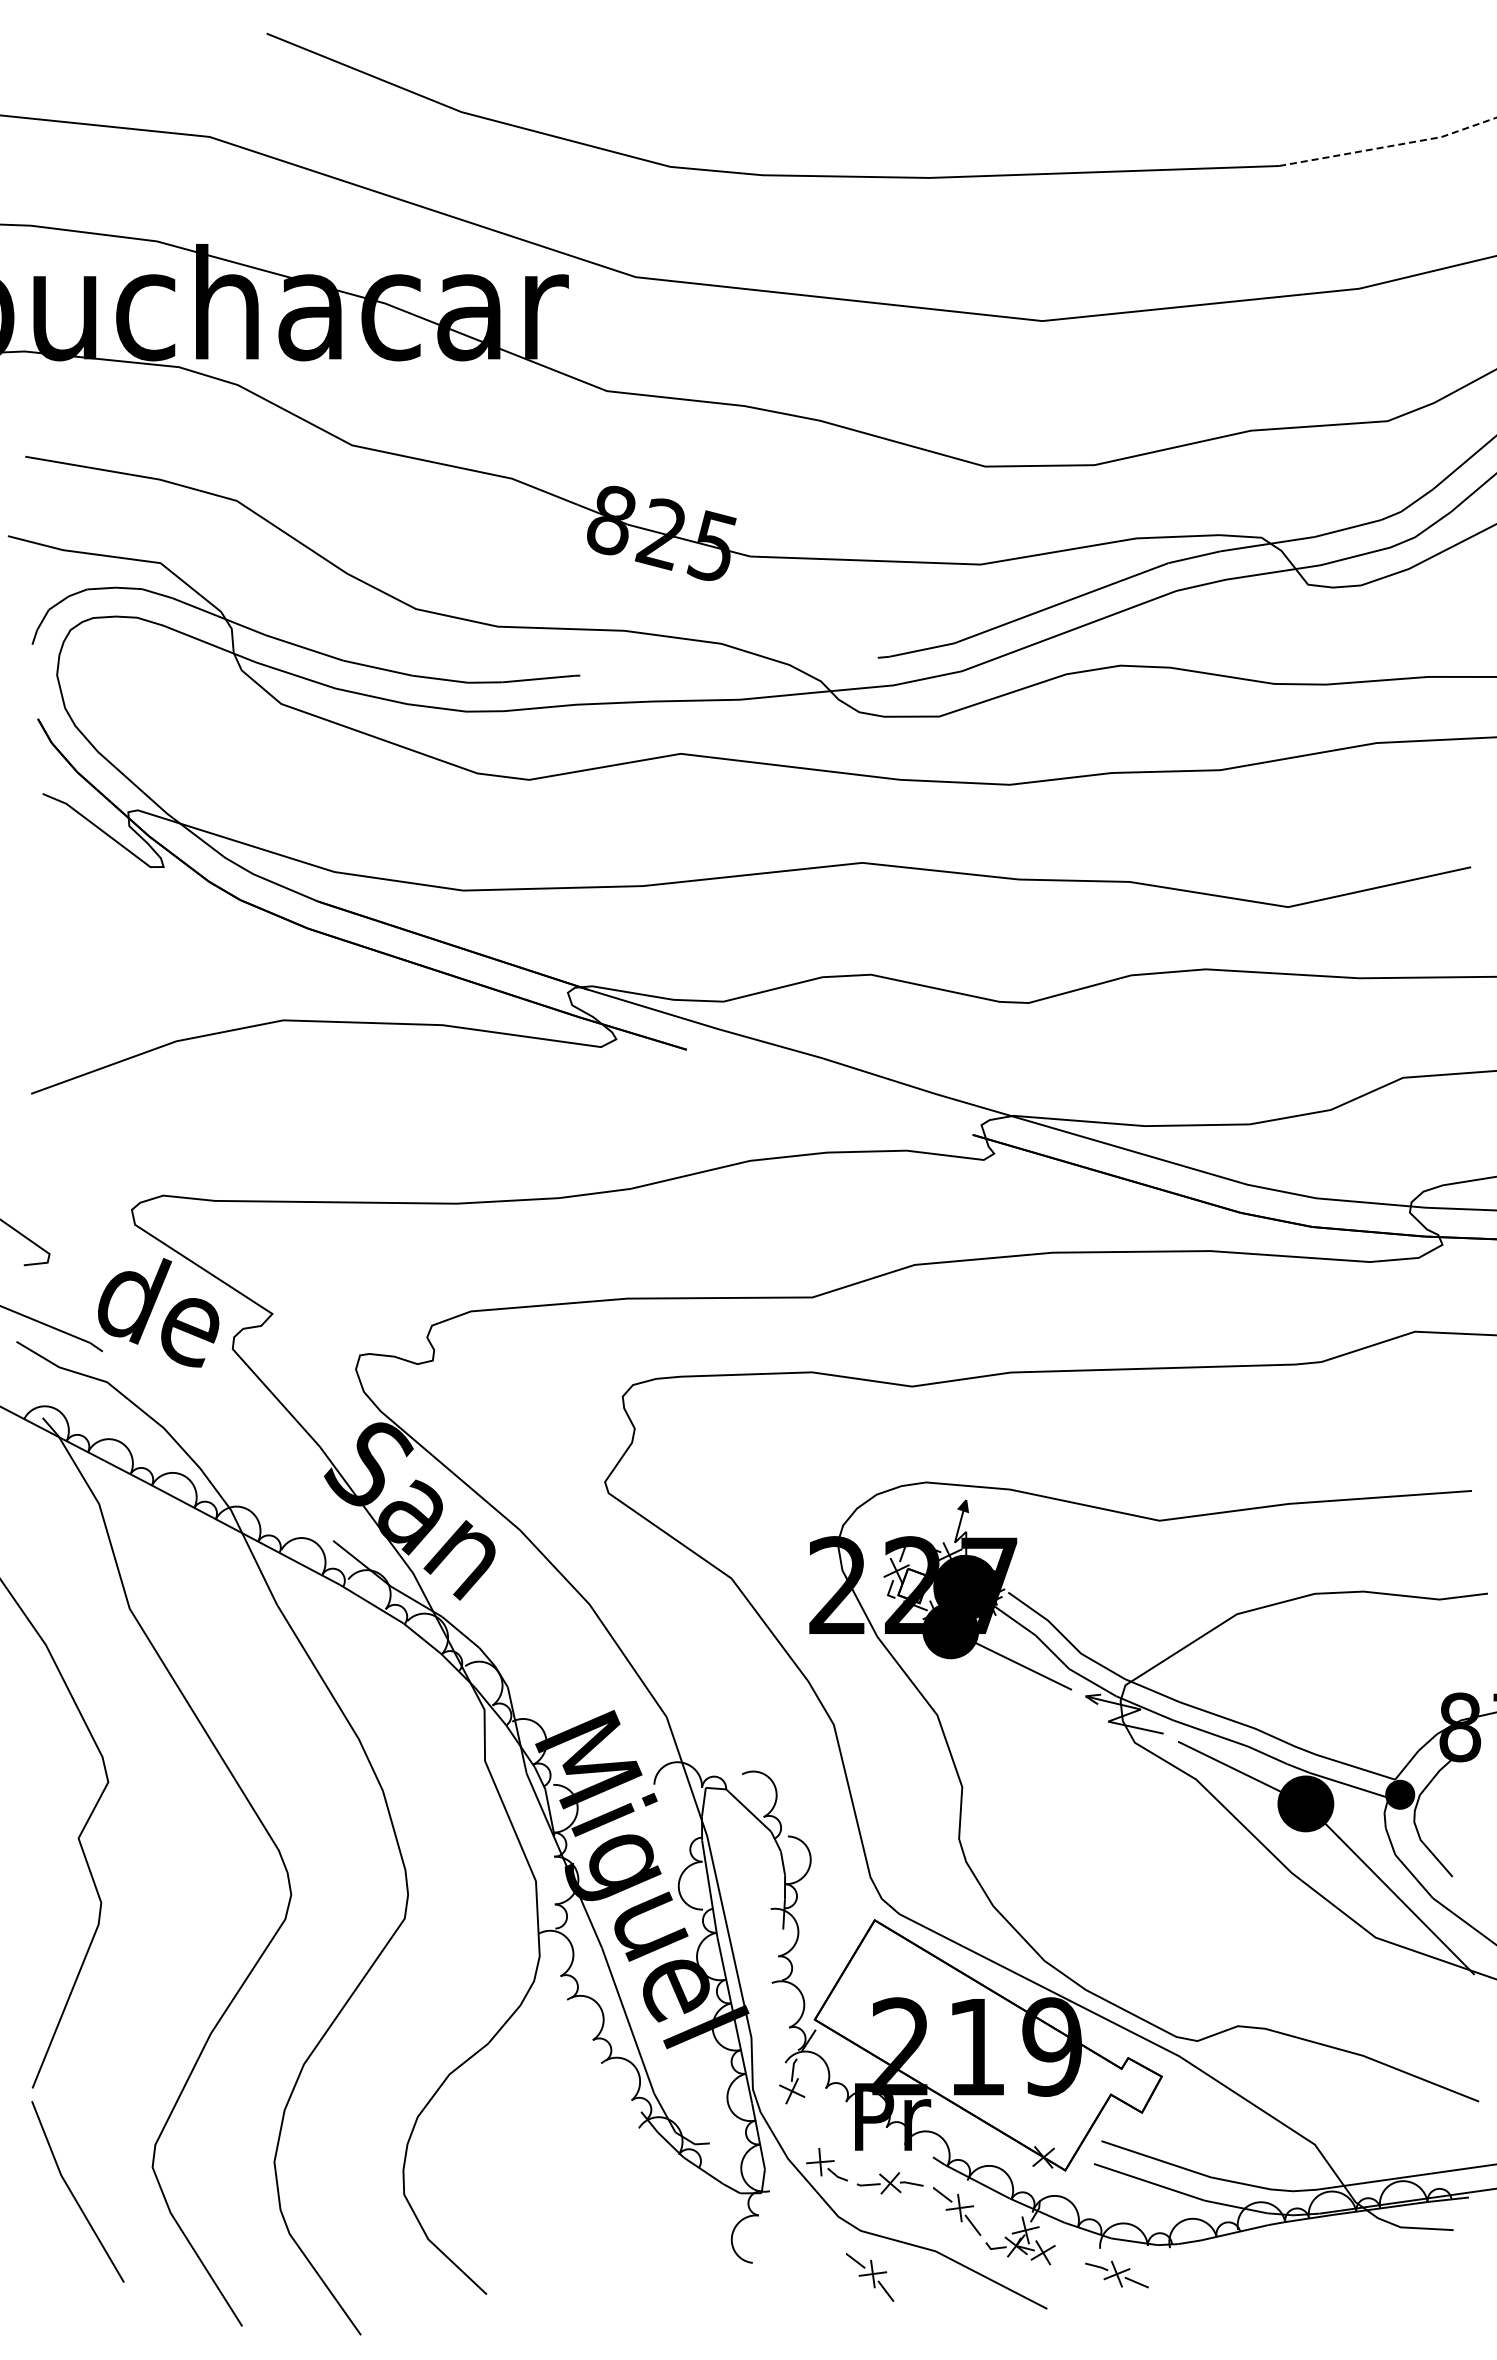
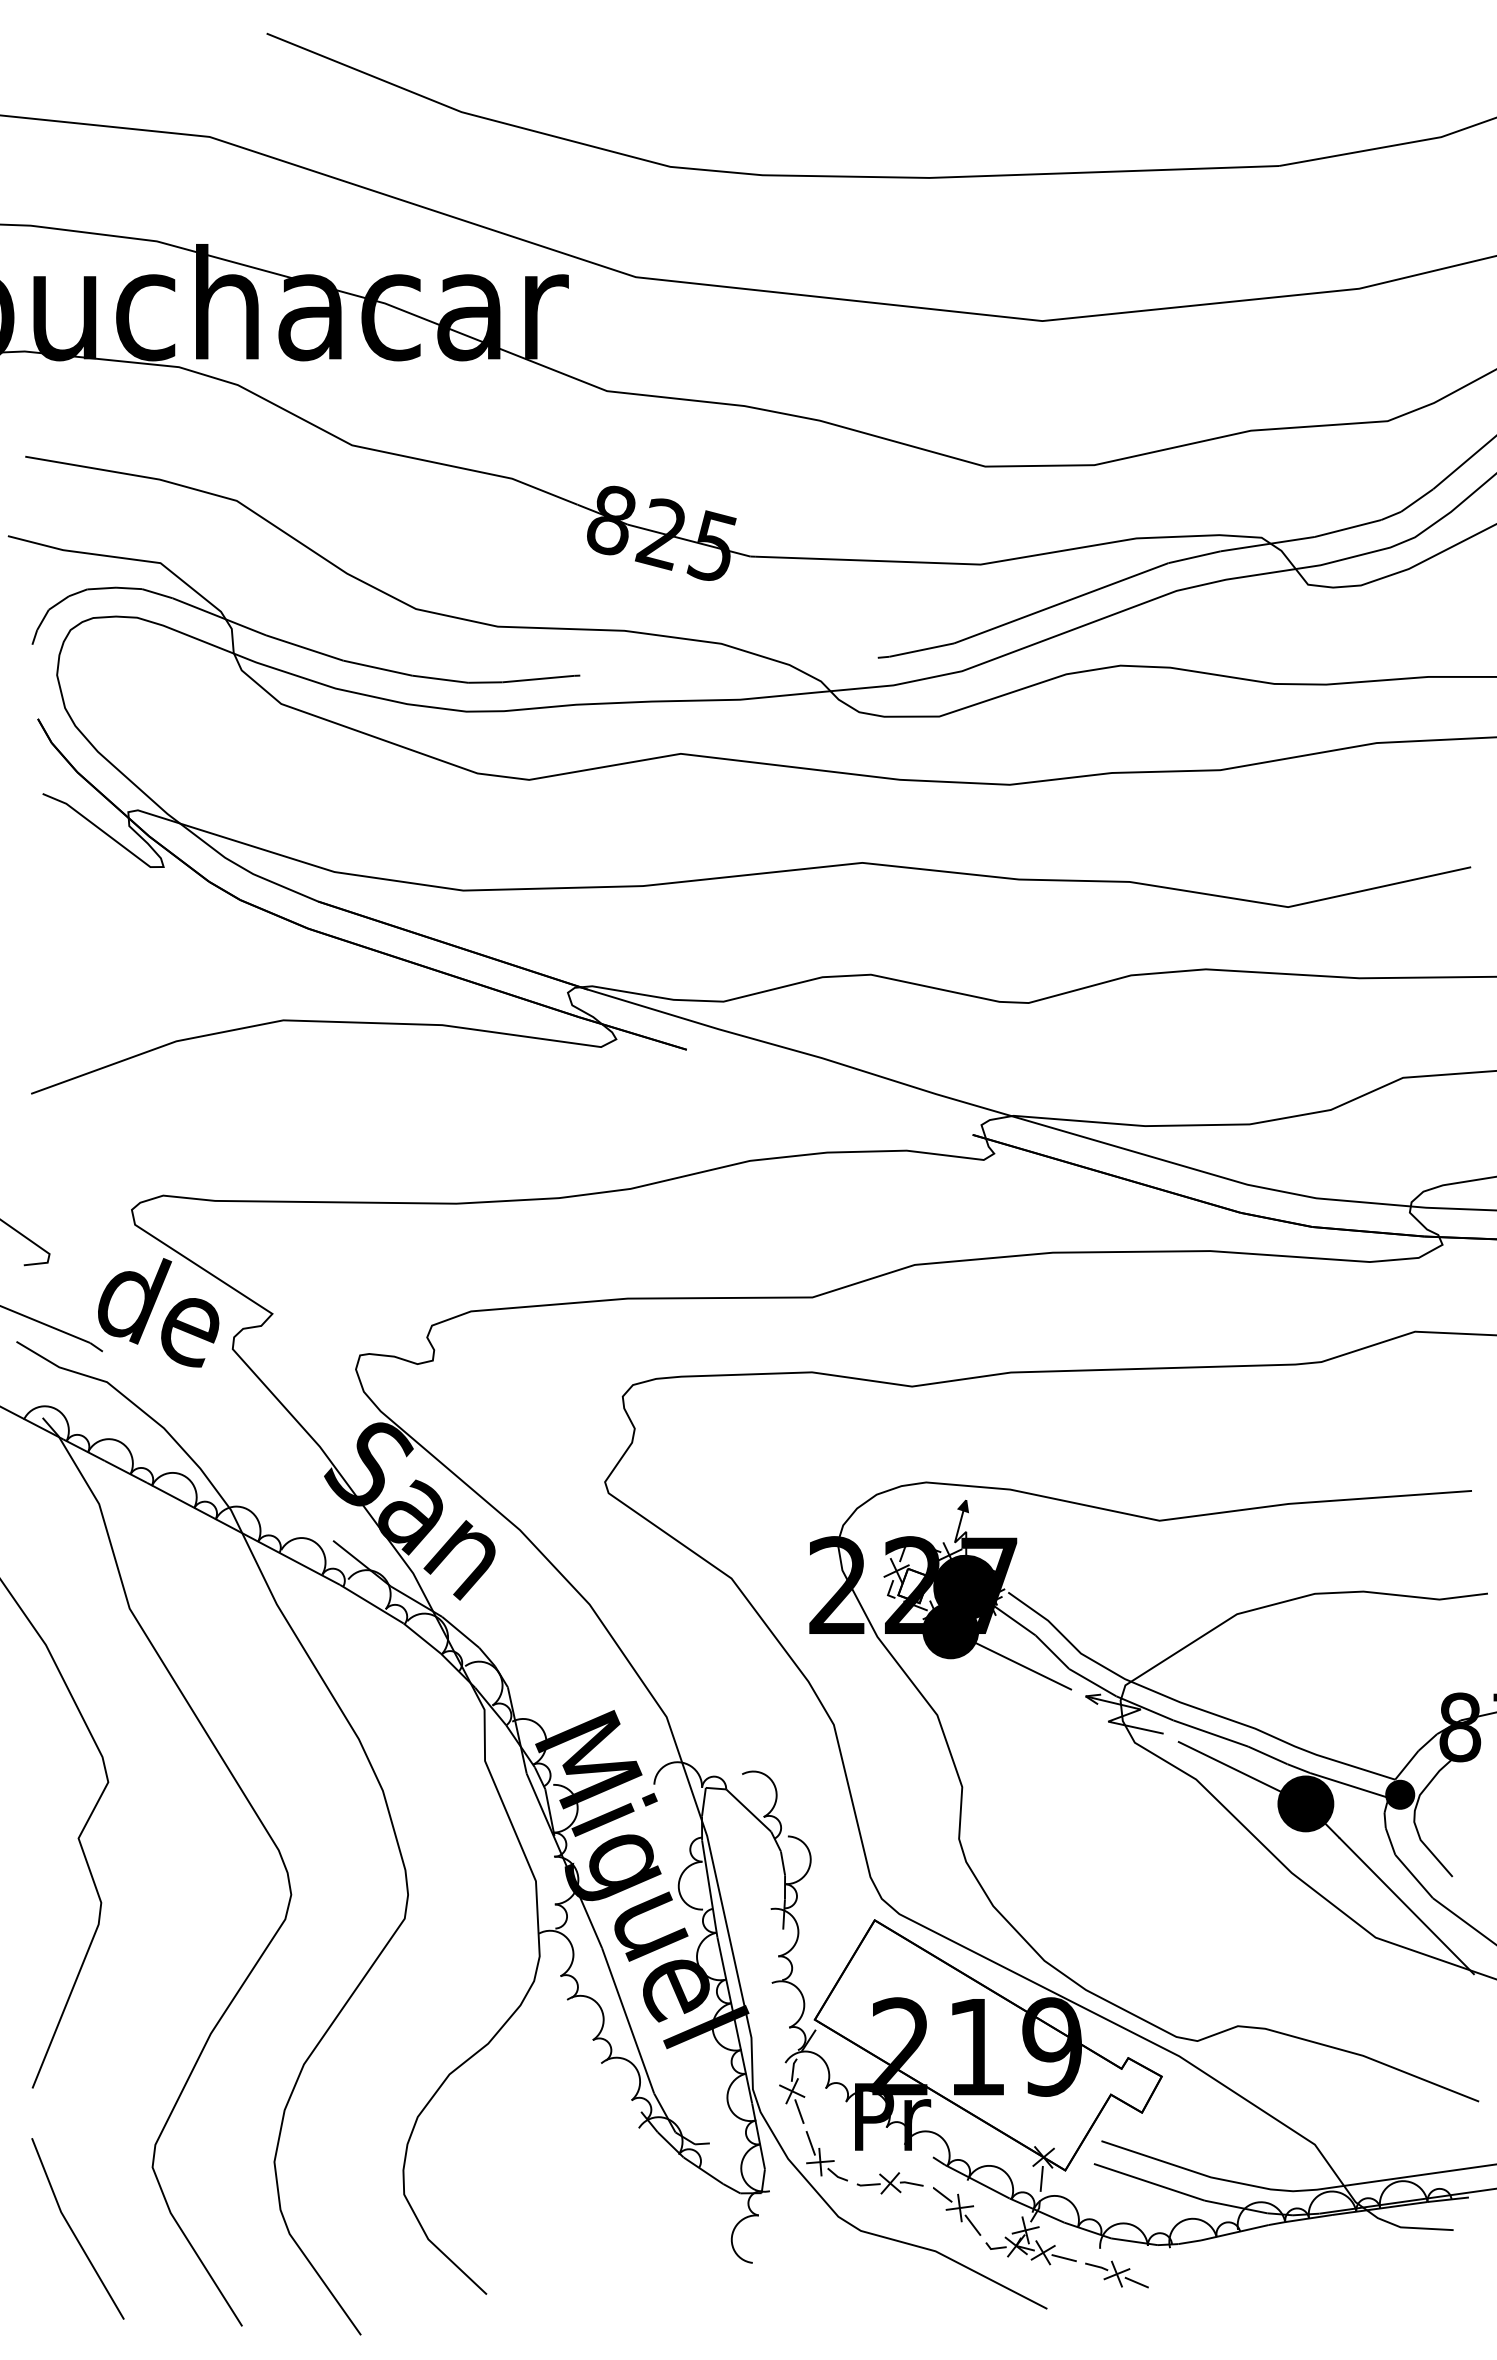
line: dashed -> solid (1390, 146)
line: none -> present (799, 2111)
line: none -> present (810, 2143)
line: none -> present (1041, 2178)
line position: (73, 2194) -> (73, 2231) (73, 2231)
line: none -> present (1063, 2258)
part: present -> none (870, 2277)
